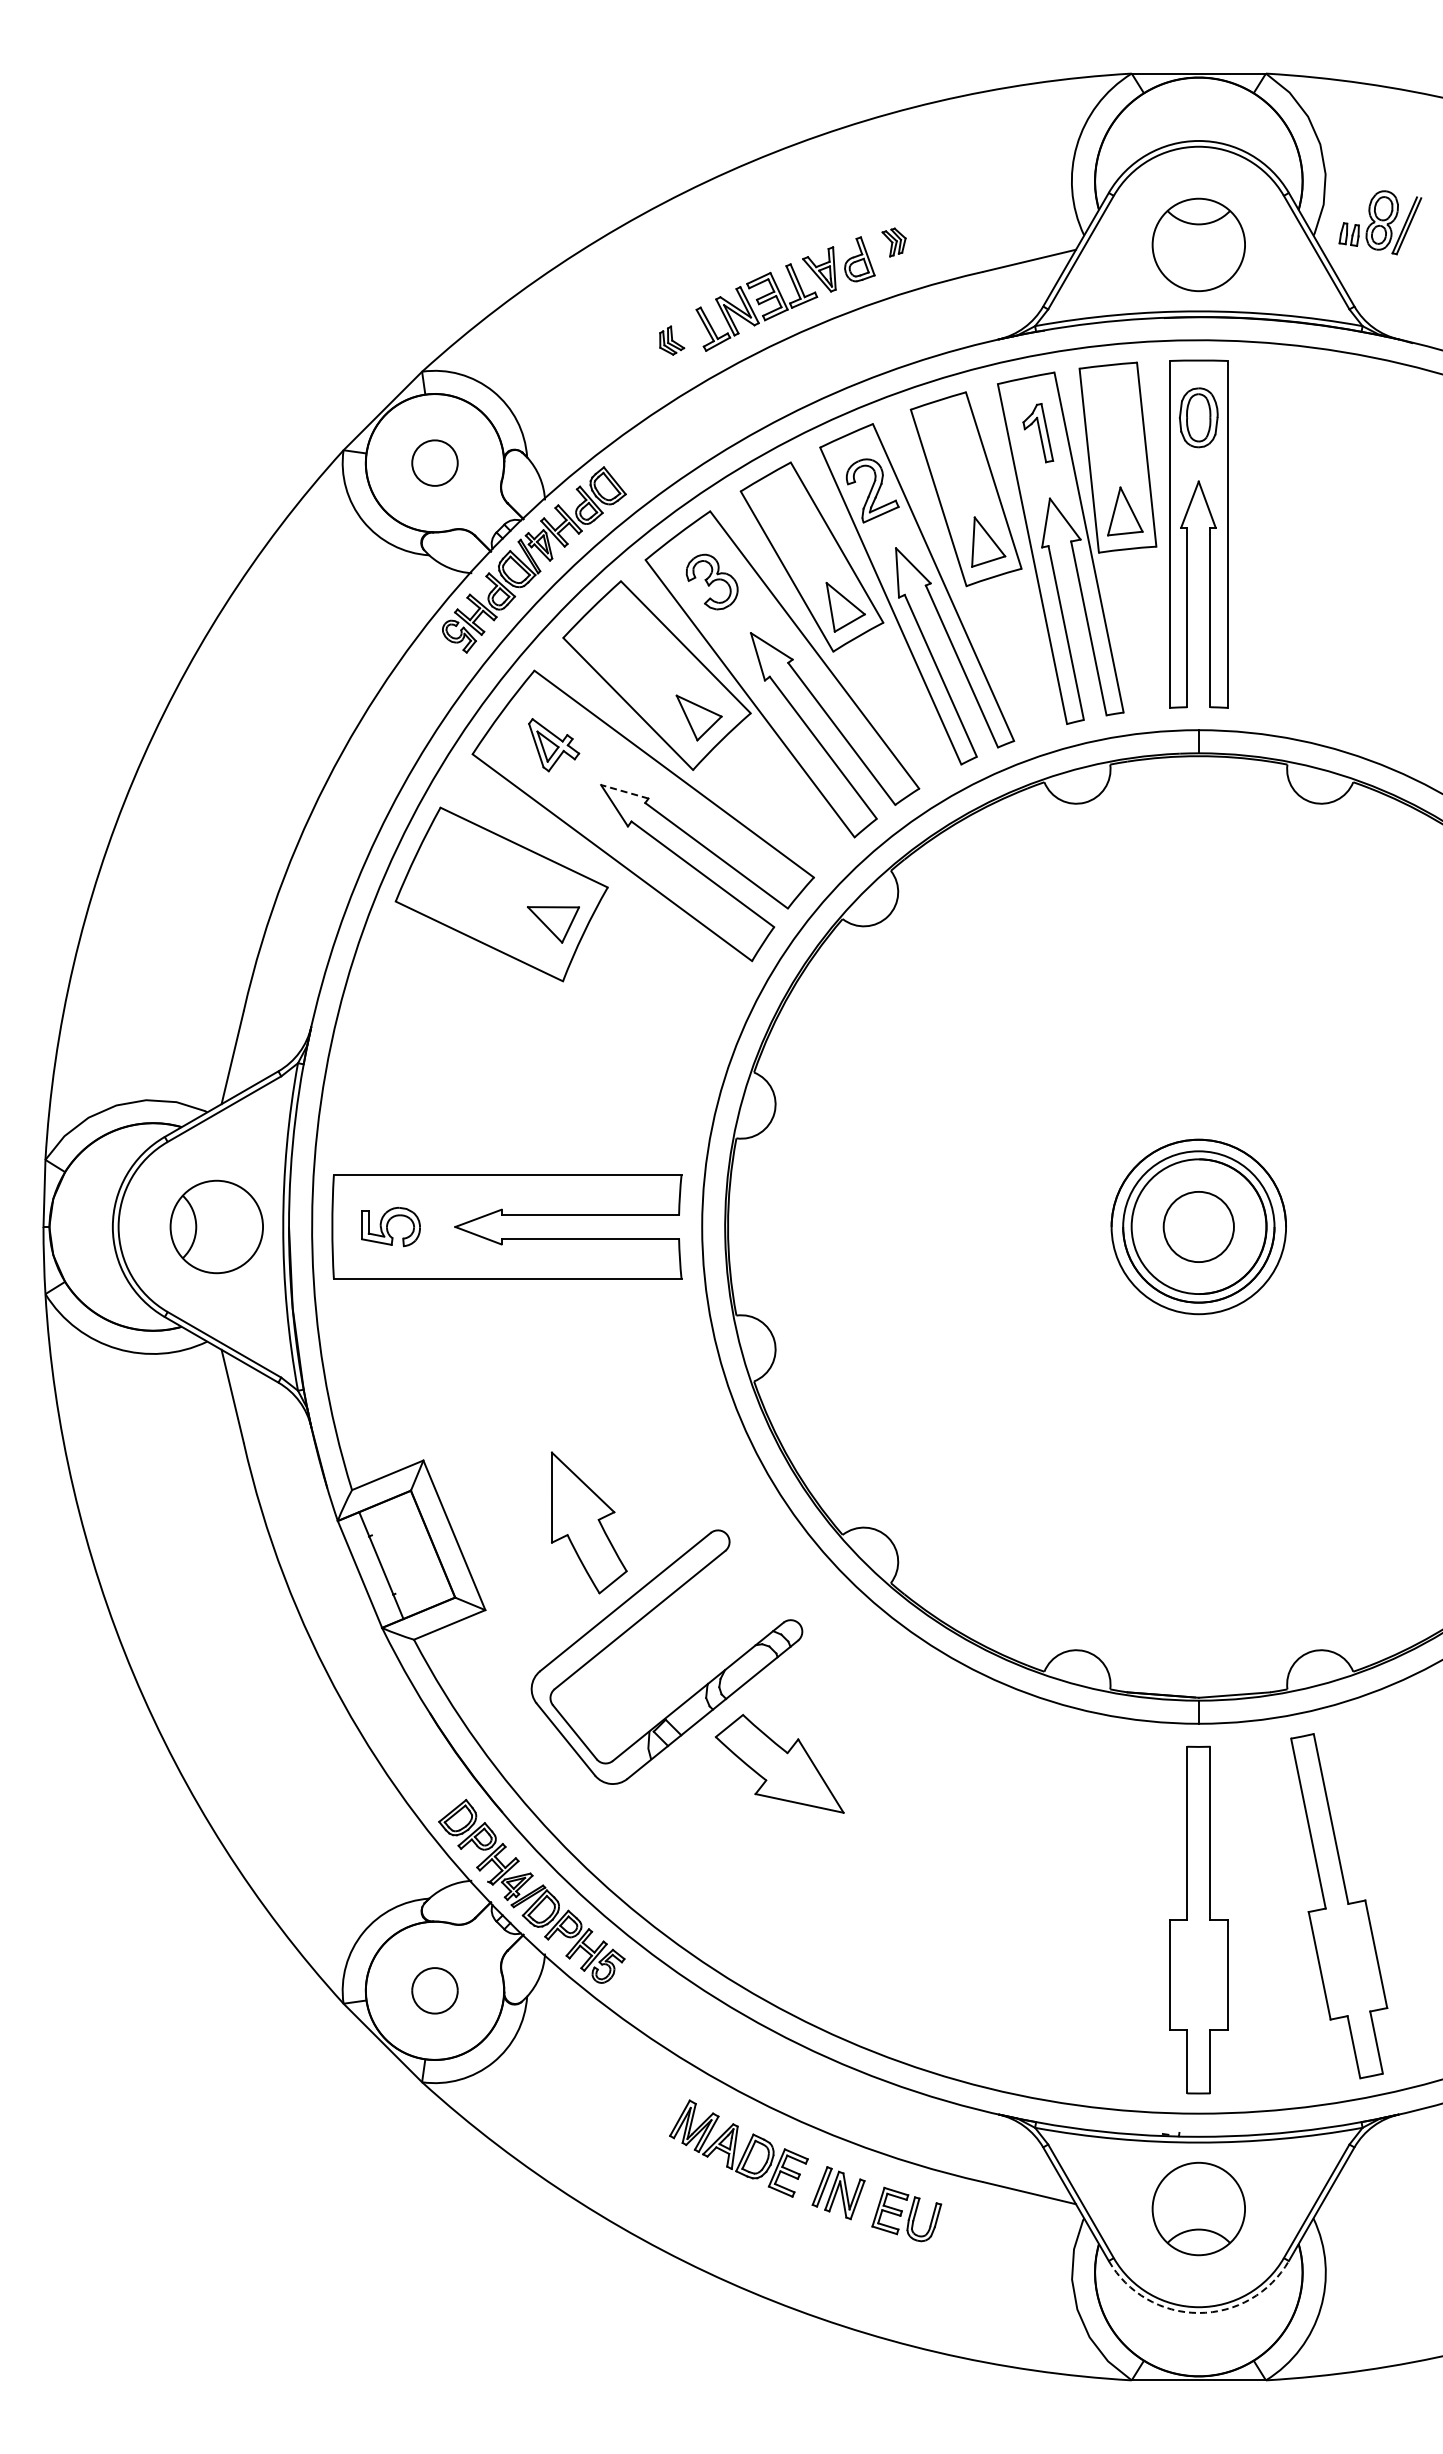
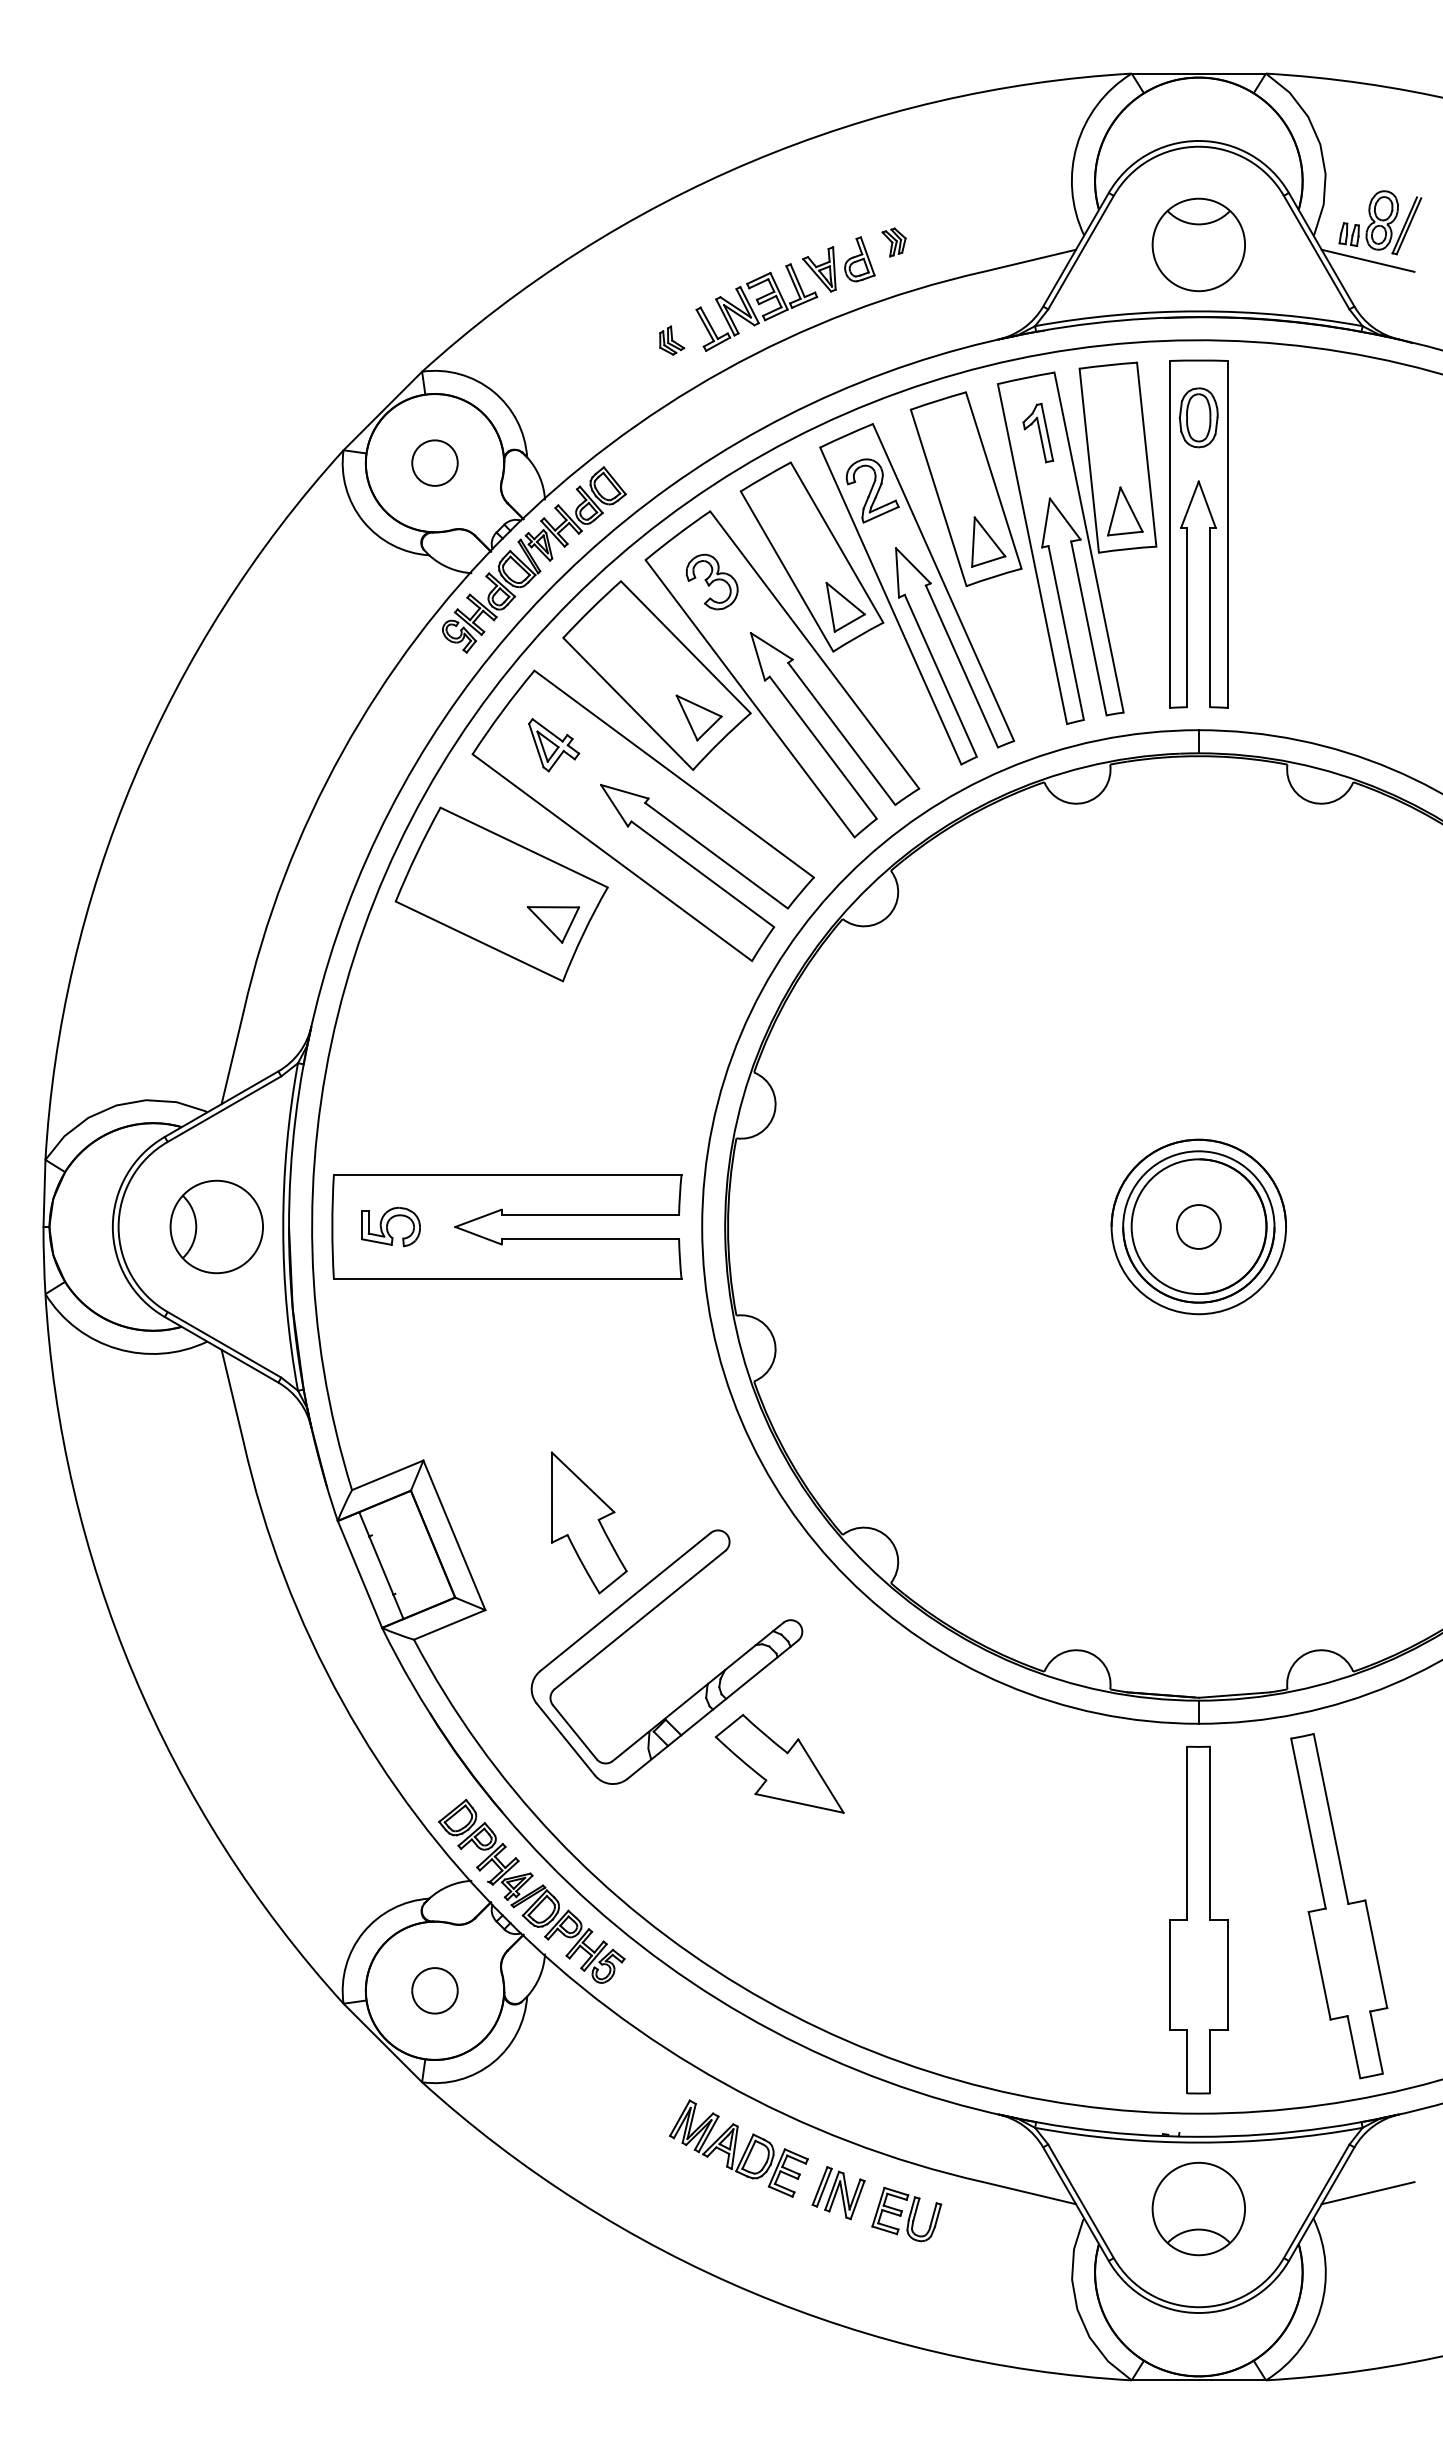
line: none -> present (1367, 260)
line: dashed -> solid (624, 791)
circle diameter: 70 px -> 44 px (1198, 1226)
line: none -> present (1367, 2193)
arc: dashed -> solid (1198, 2313)
